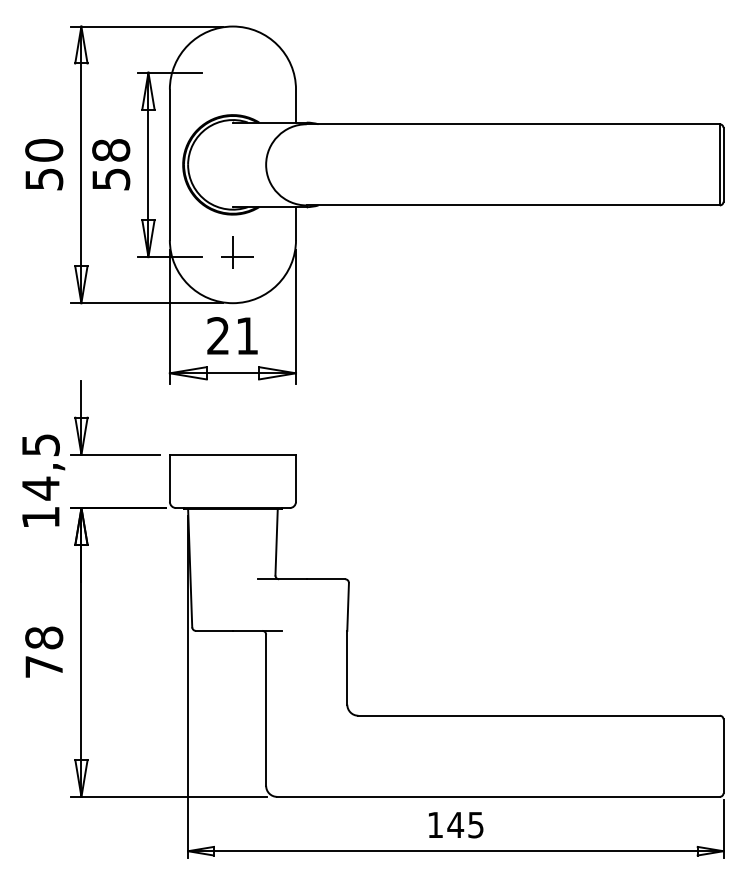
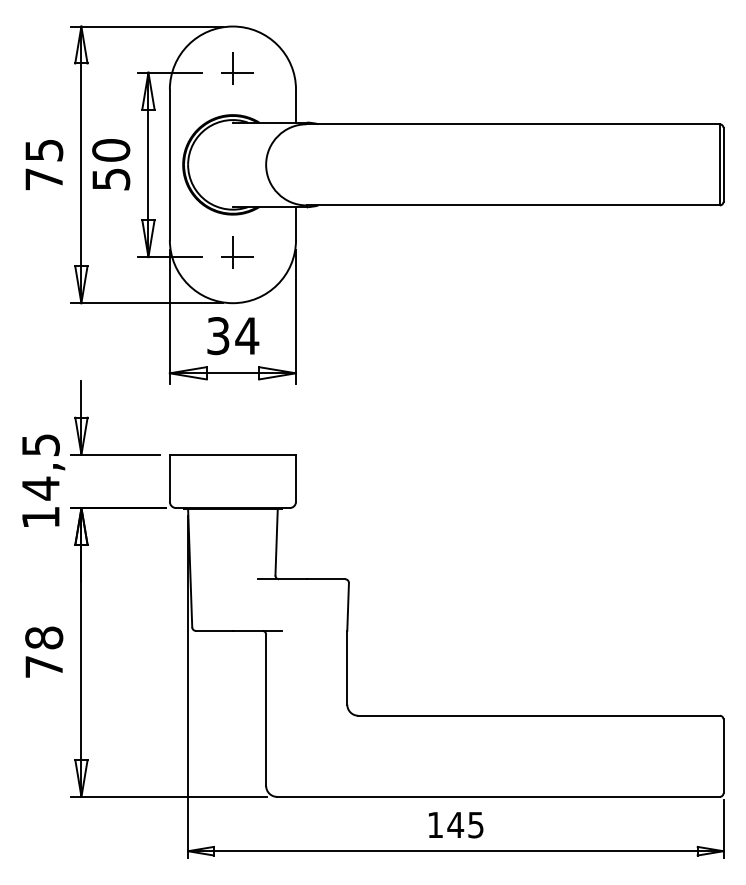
part: none -> present (237, 68)
text: 58 -> 50 (111, 150)
text: 50 -> 75 (44, 164)
text: 21 -> 34 (233, 336)
